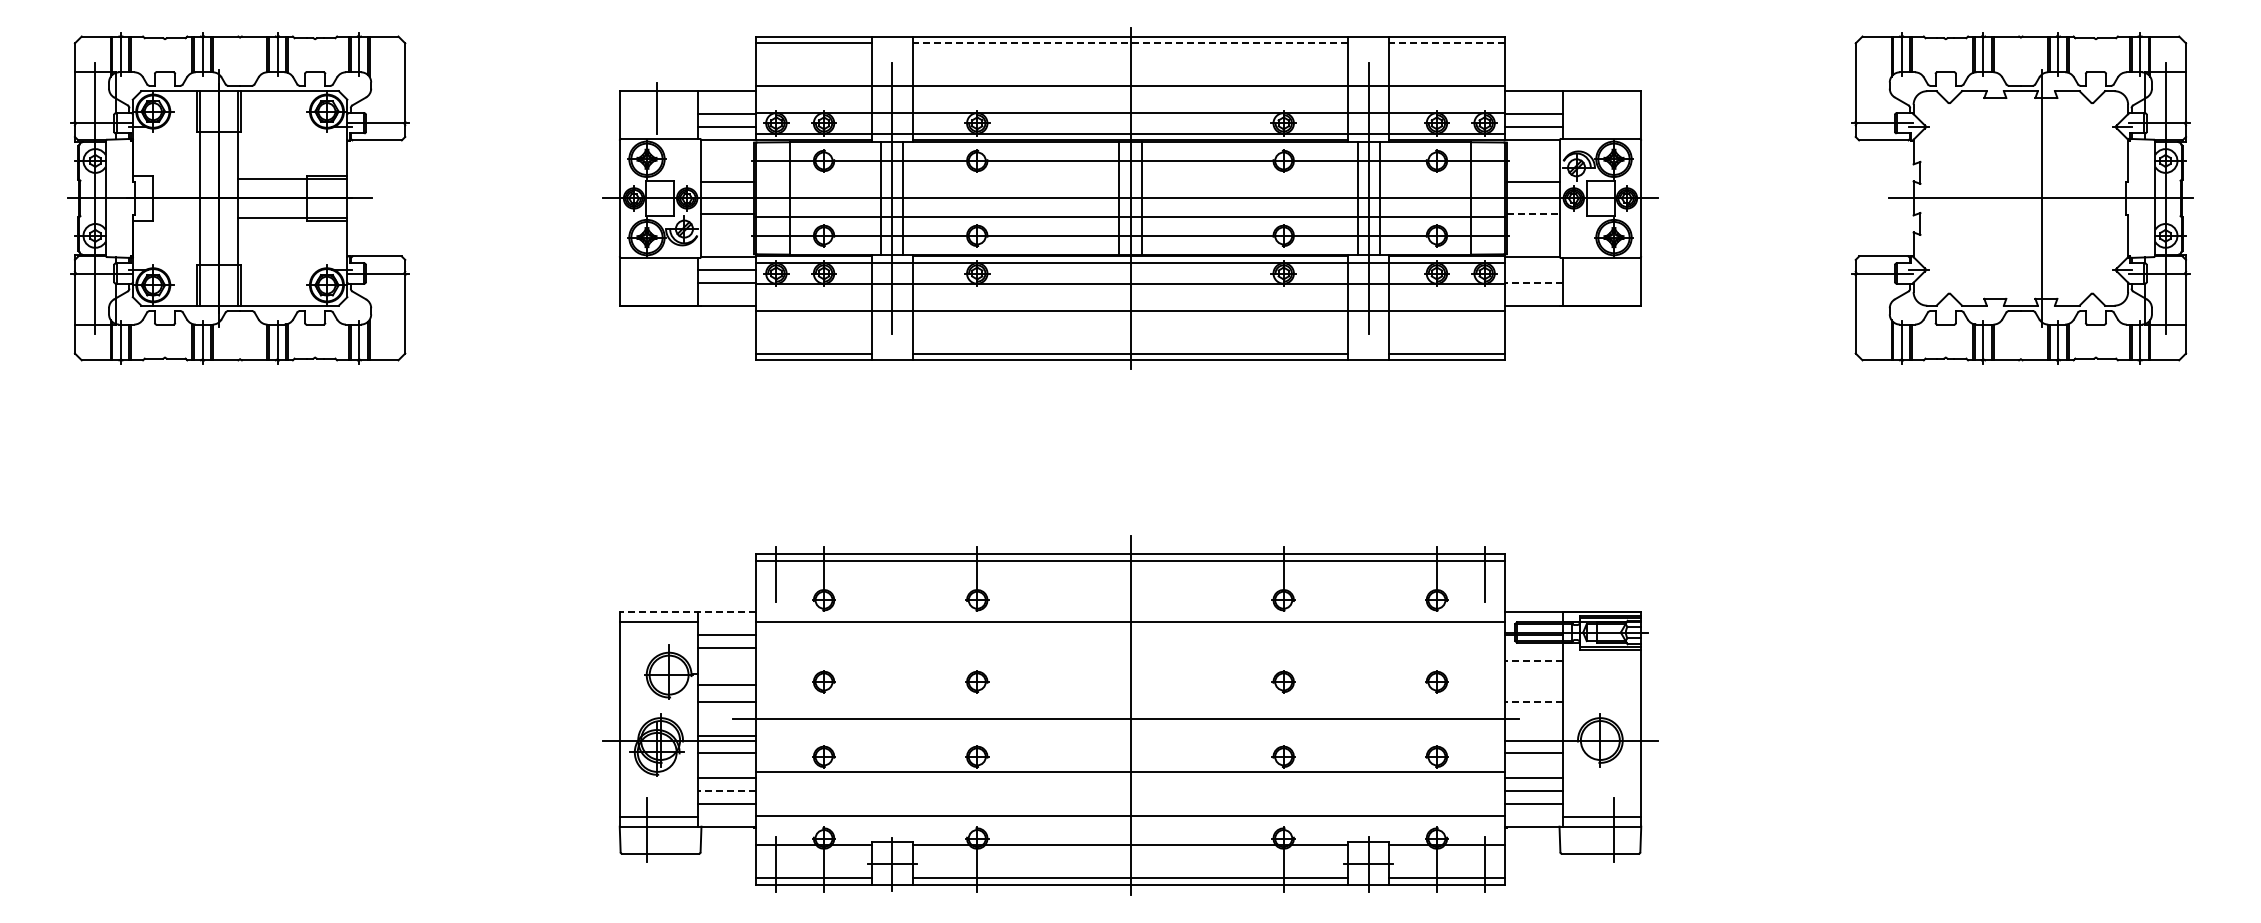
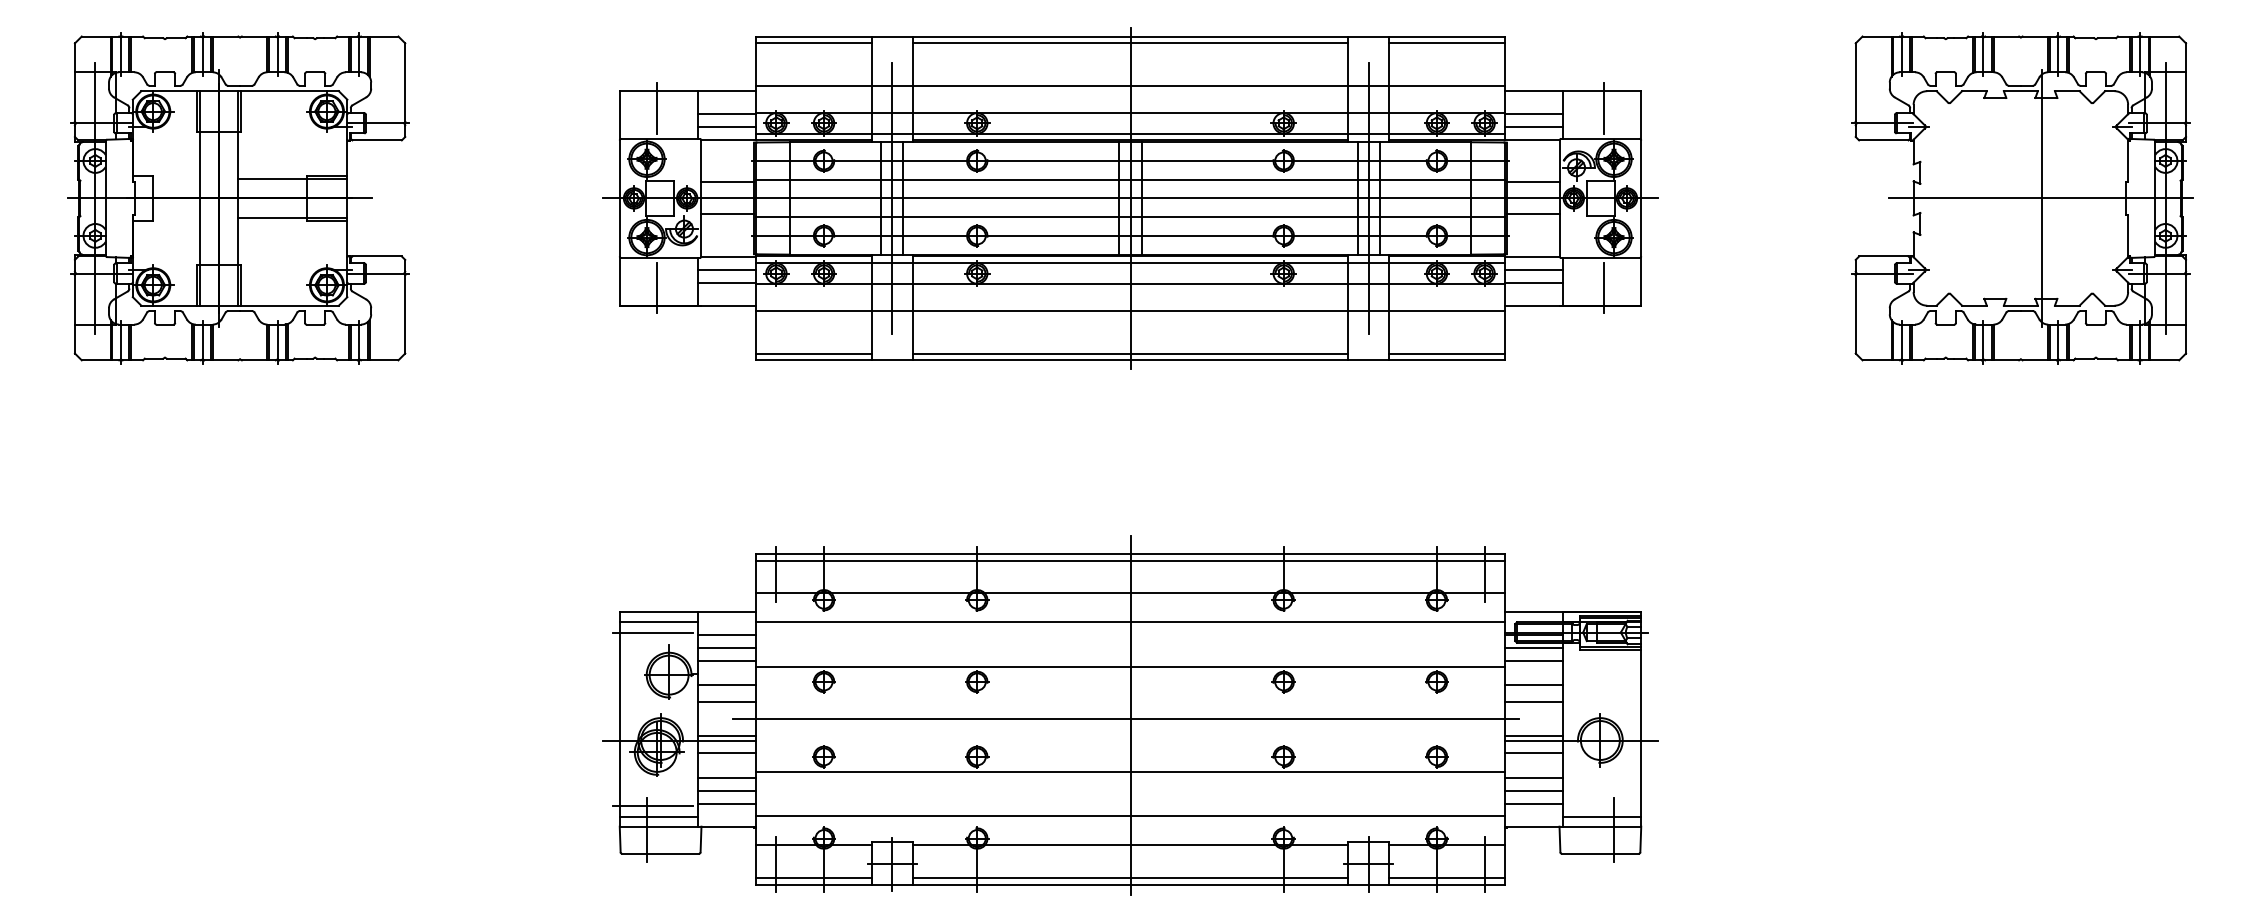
line: dashed -> solid (1130, 43)
line: dashed -> solid (1447, 43)
line: none -> present (1603, 107)
line: none -> present (1130, 179)
line: dashed -> solid (1533, 214)
line: none -> present (1533, 269)
line: dashed -> solid (1533, 282)
line: none -> present (657, 287)
line: none -> present (1603, 287)
line: none -> present (1130, 593)
line: dashed -> solid (687, 612)
line: none -> present (652, 632)
line: none -> present (1533, 647)
line: none -> present (726, 660)
line: dashed -> solid (1533, 660)
line: none -> present (1130, 666)
line: none -> present (1533, 685)
line: dashed -> solid (1533, 702)
line: none -> present (1533, 736)
line: dashed -> solid (727, 790)
line: none -> present (652, 806)
